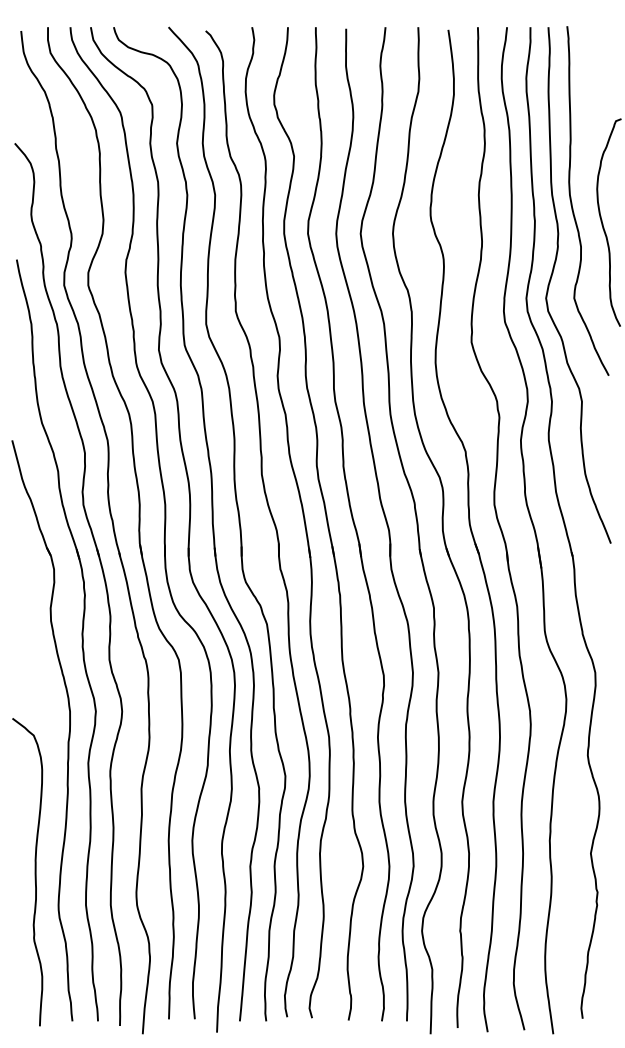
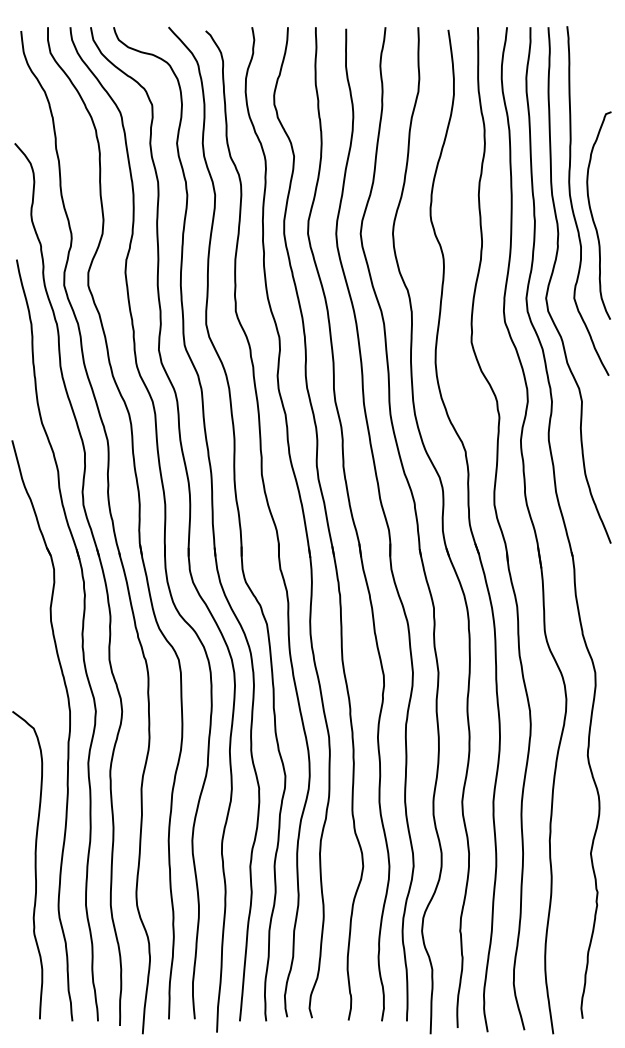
curve position: (603, 223) -> (593, 216) (593, 216)
curve position: (34, 872) -> (34, 865) (34, 865)
